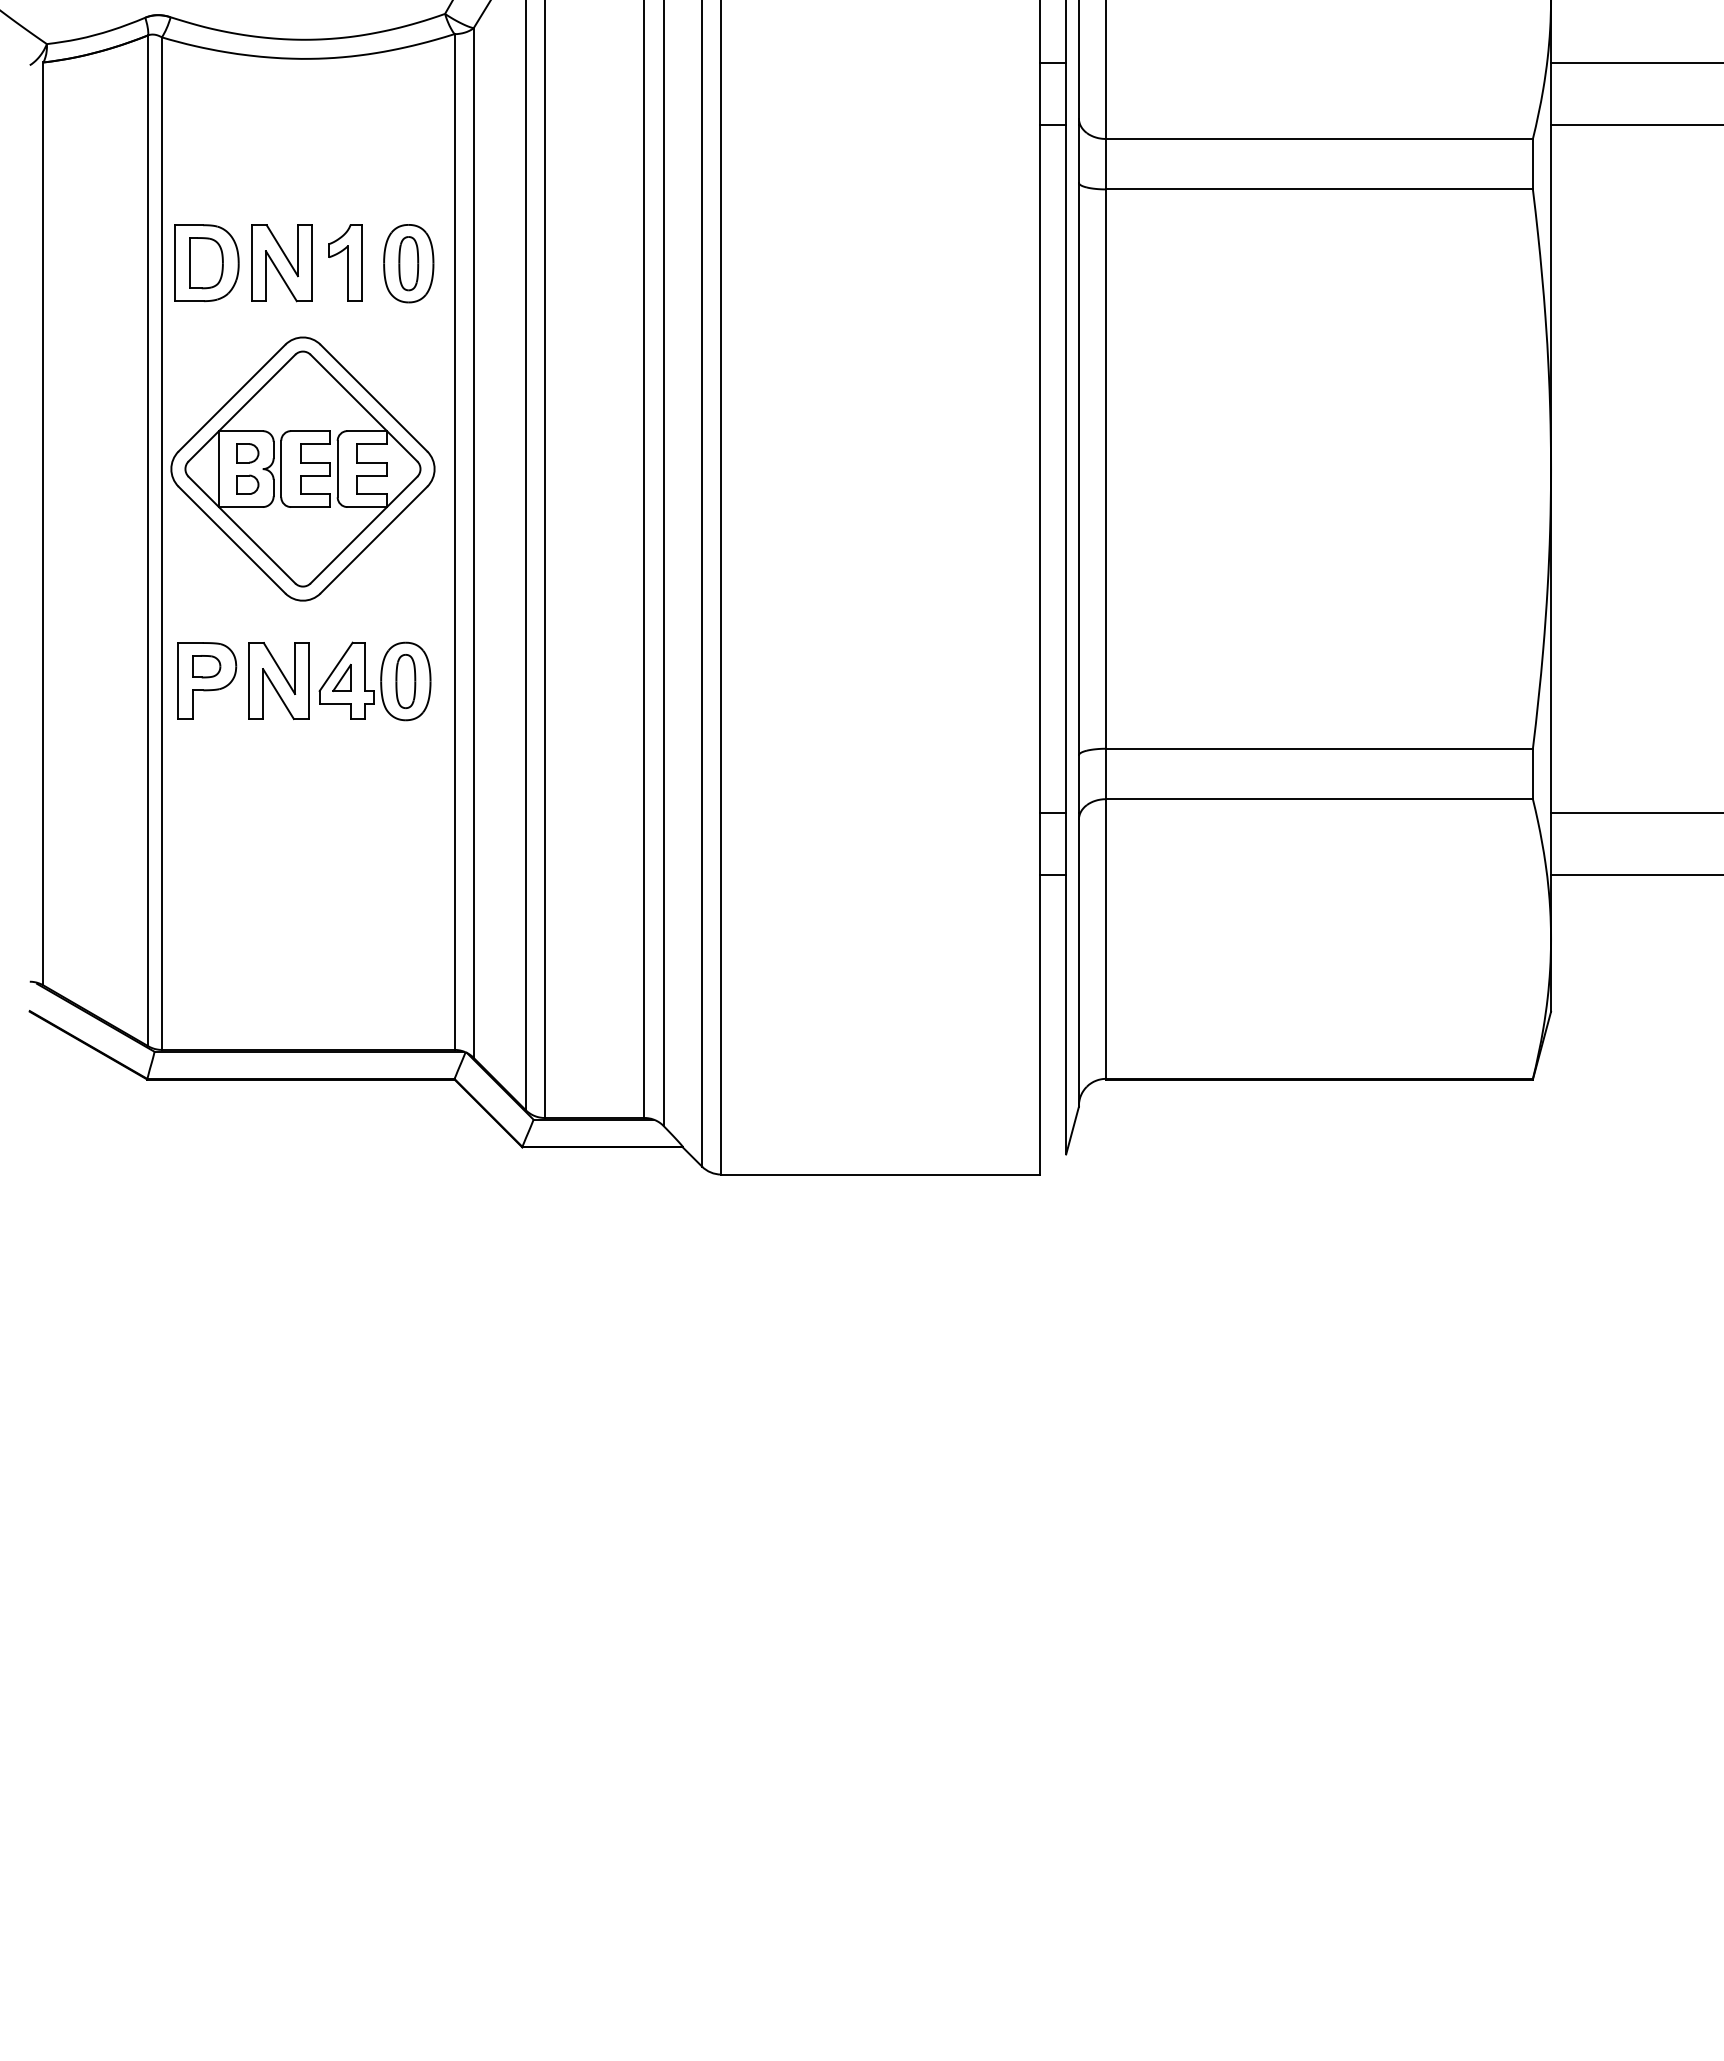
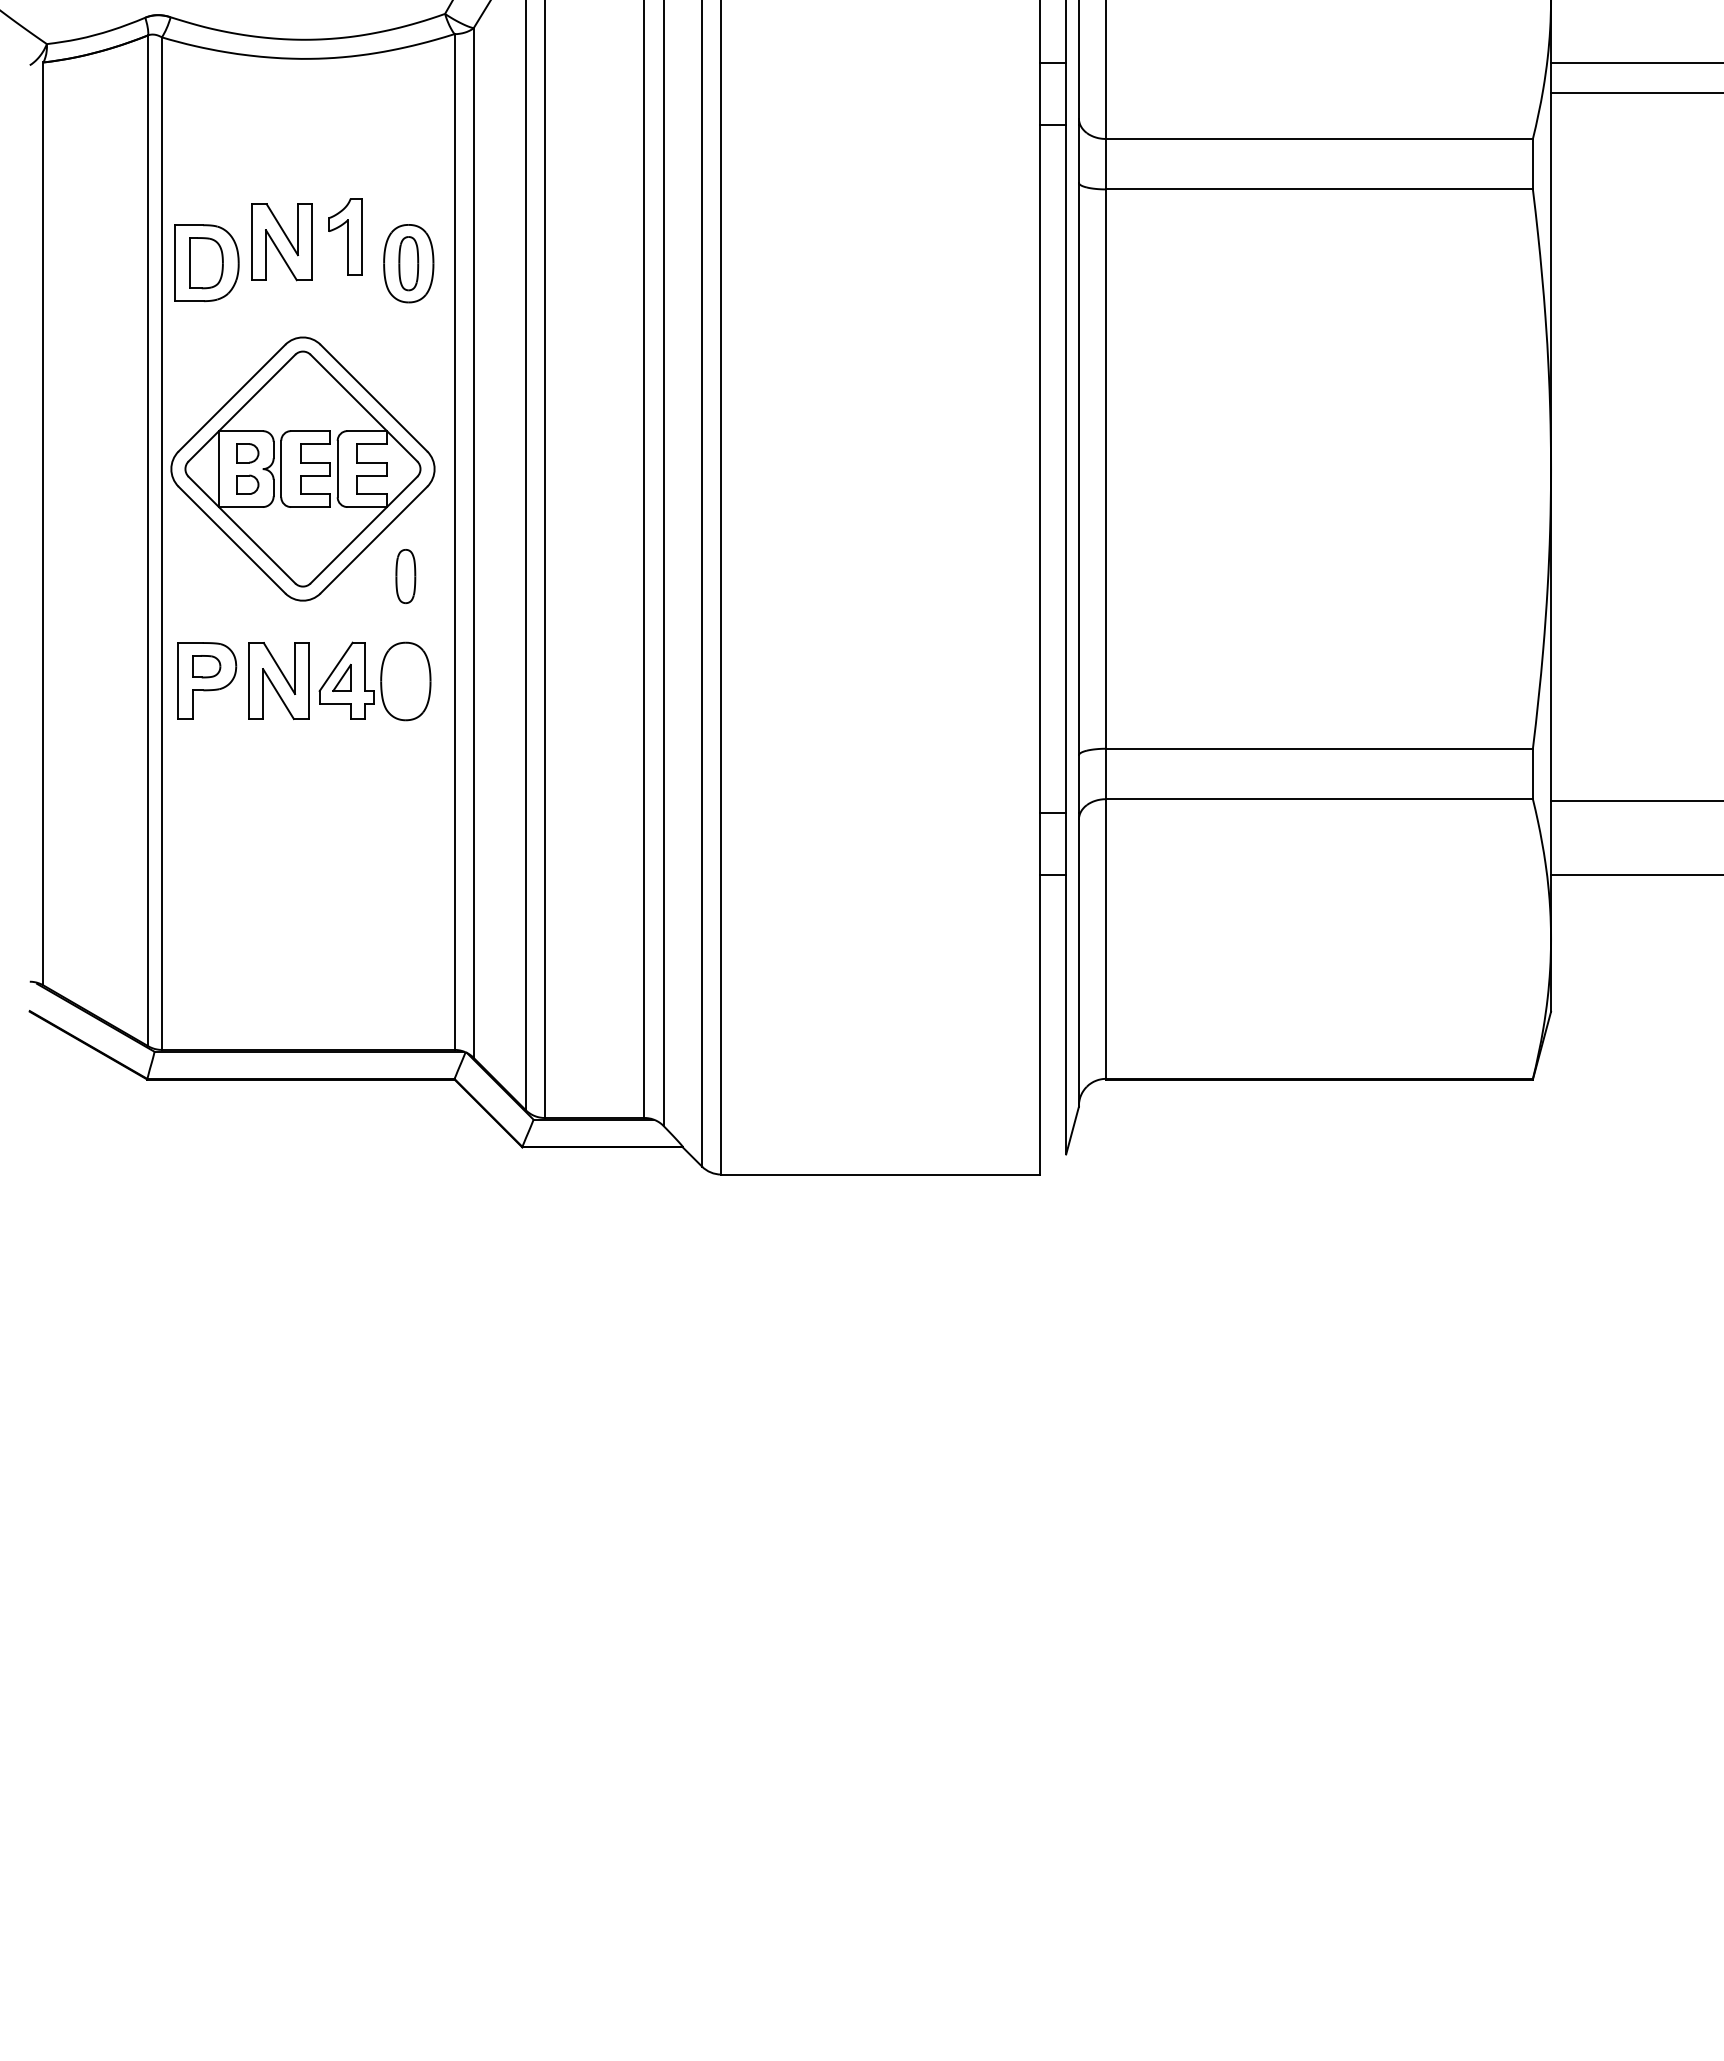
line position: (1635, 125) -> (1635, 93) (1635, 93)
part position: (345, 262) -> (345, 236) (345, 236)
part position: (281, 263) -> (281, 242) (281, 242)
part position: (405, 681) -> (405, 576) (405, 576)
line position: (1635, 813) -> (1635, 801) (1635, 801)
